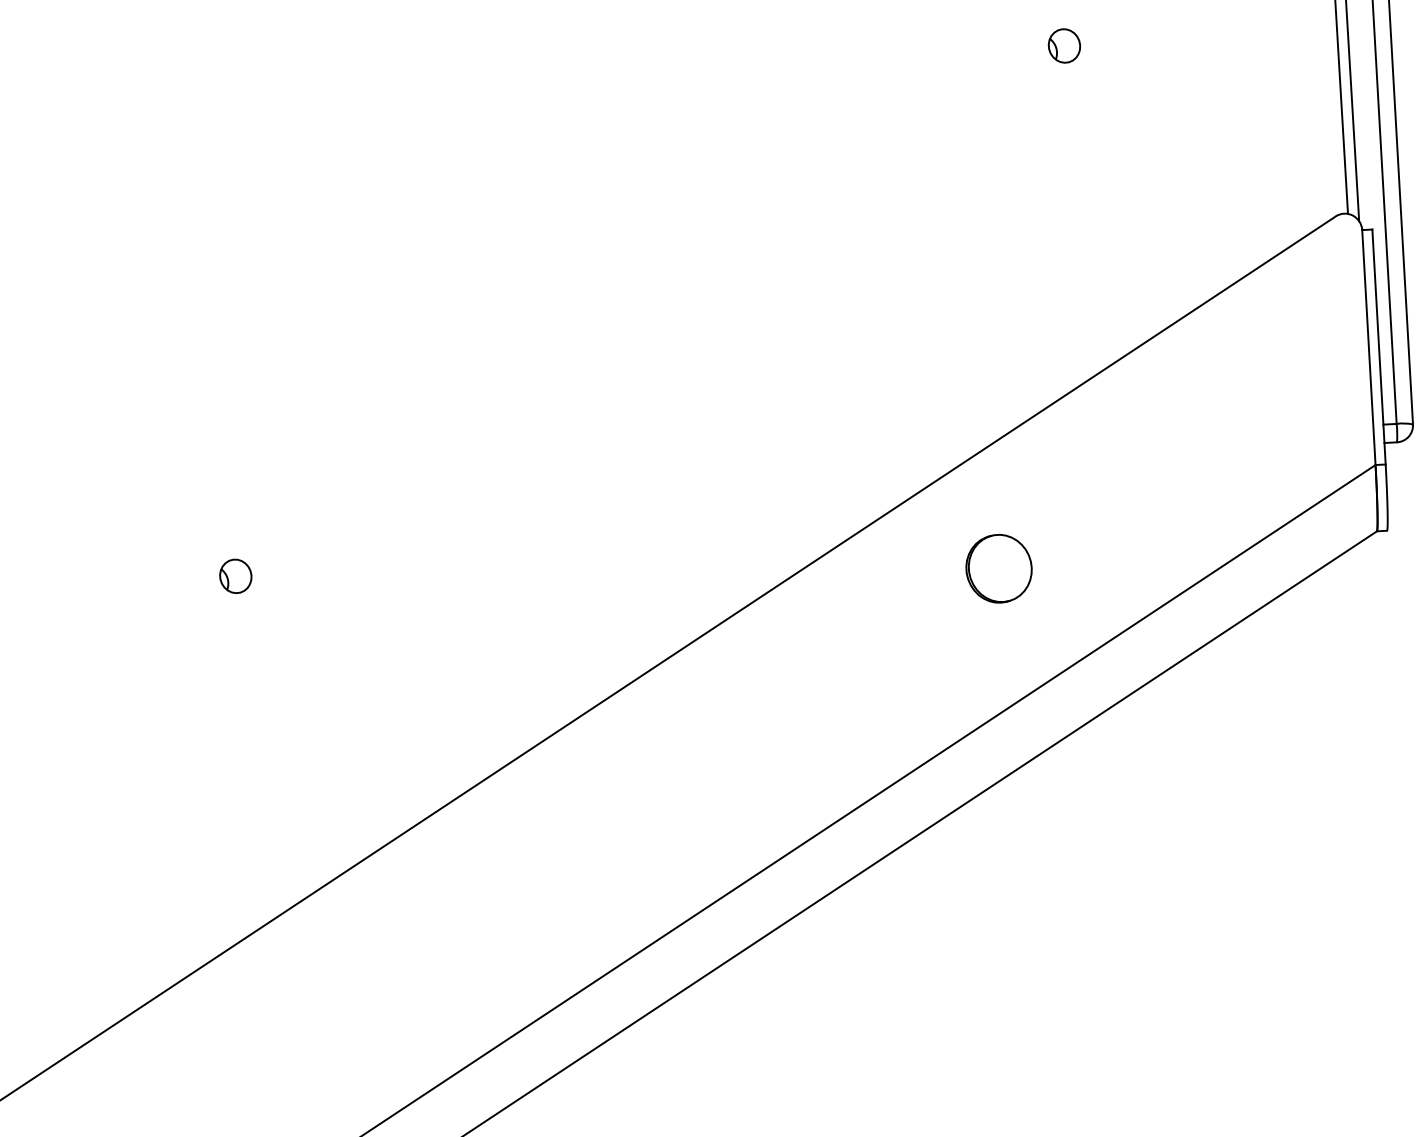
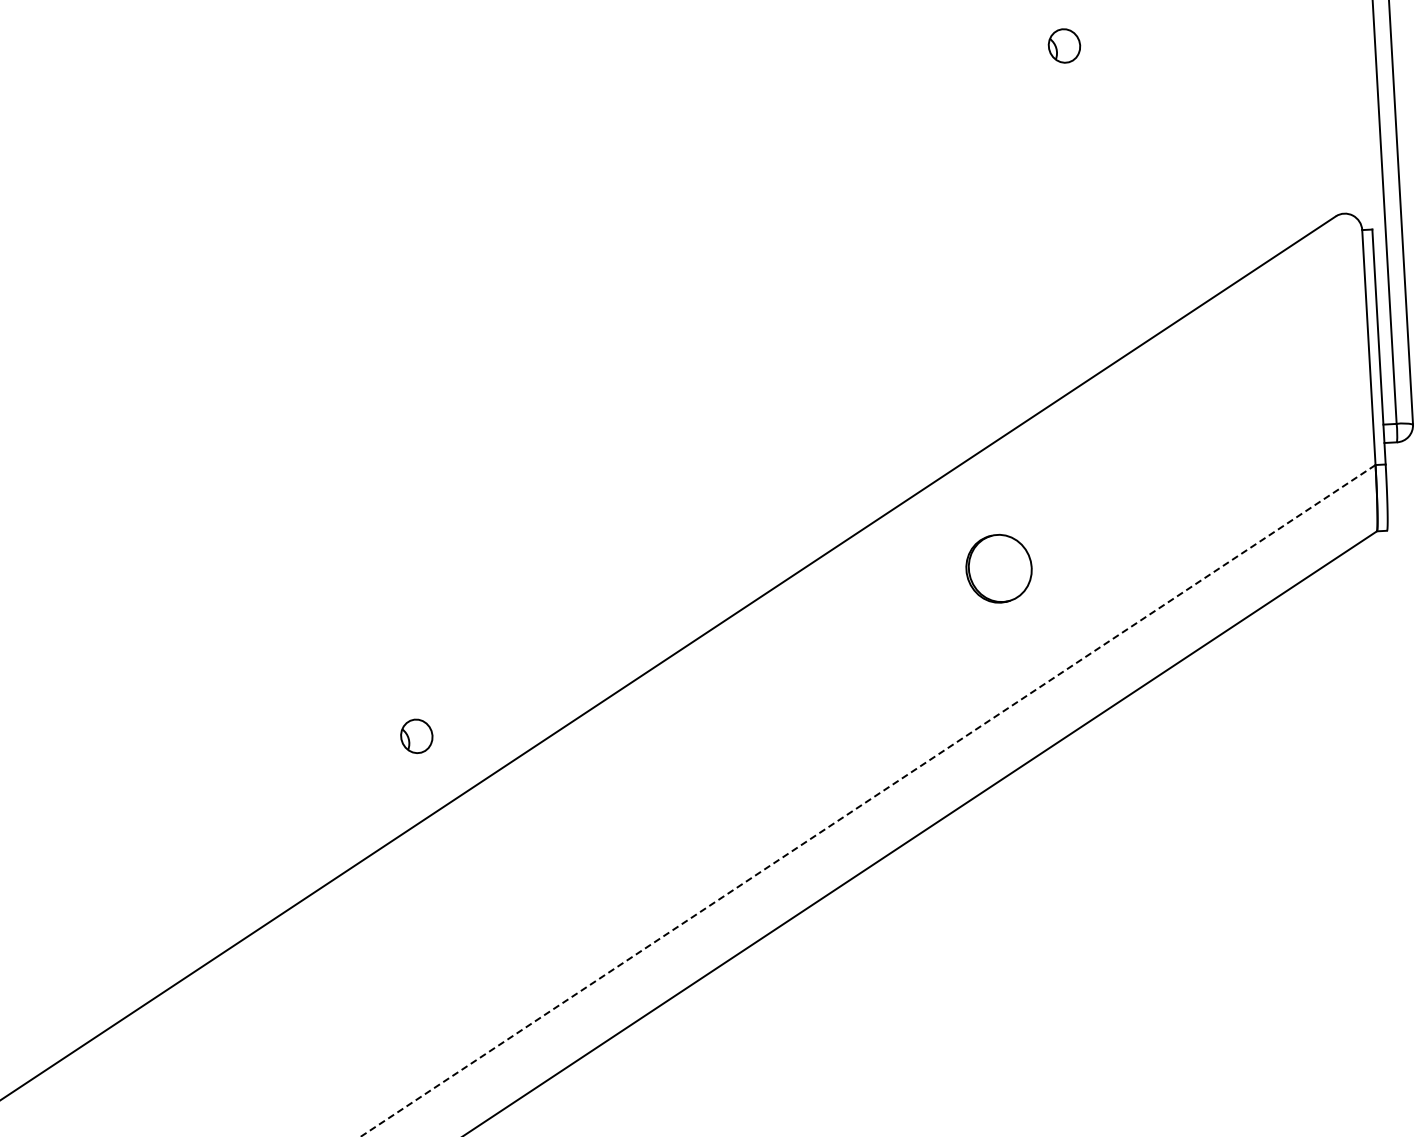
line: present -> none (1341, 107)
line: present -> none (1352, 111)
part position: (235, 575) -> (416, 735) (416, 735)
line: solid -> dashed (867, 801)
